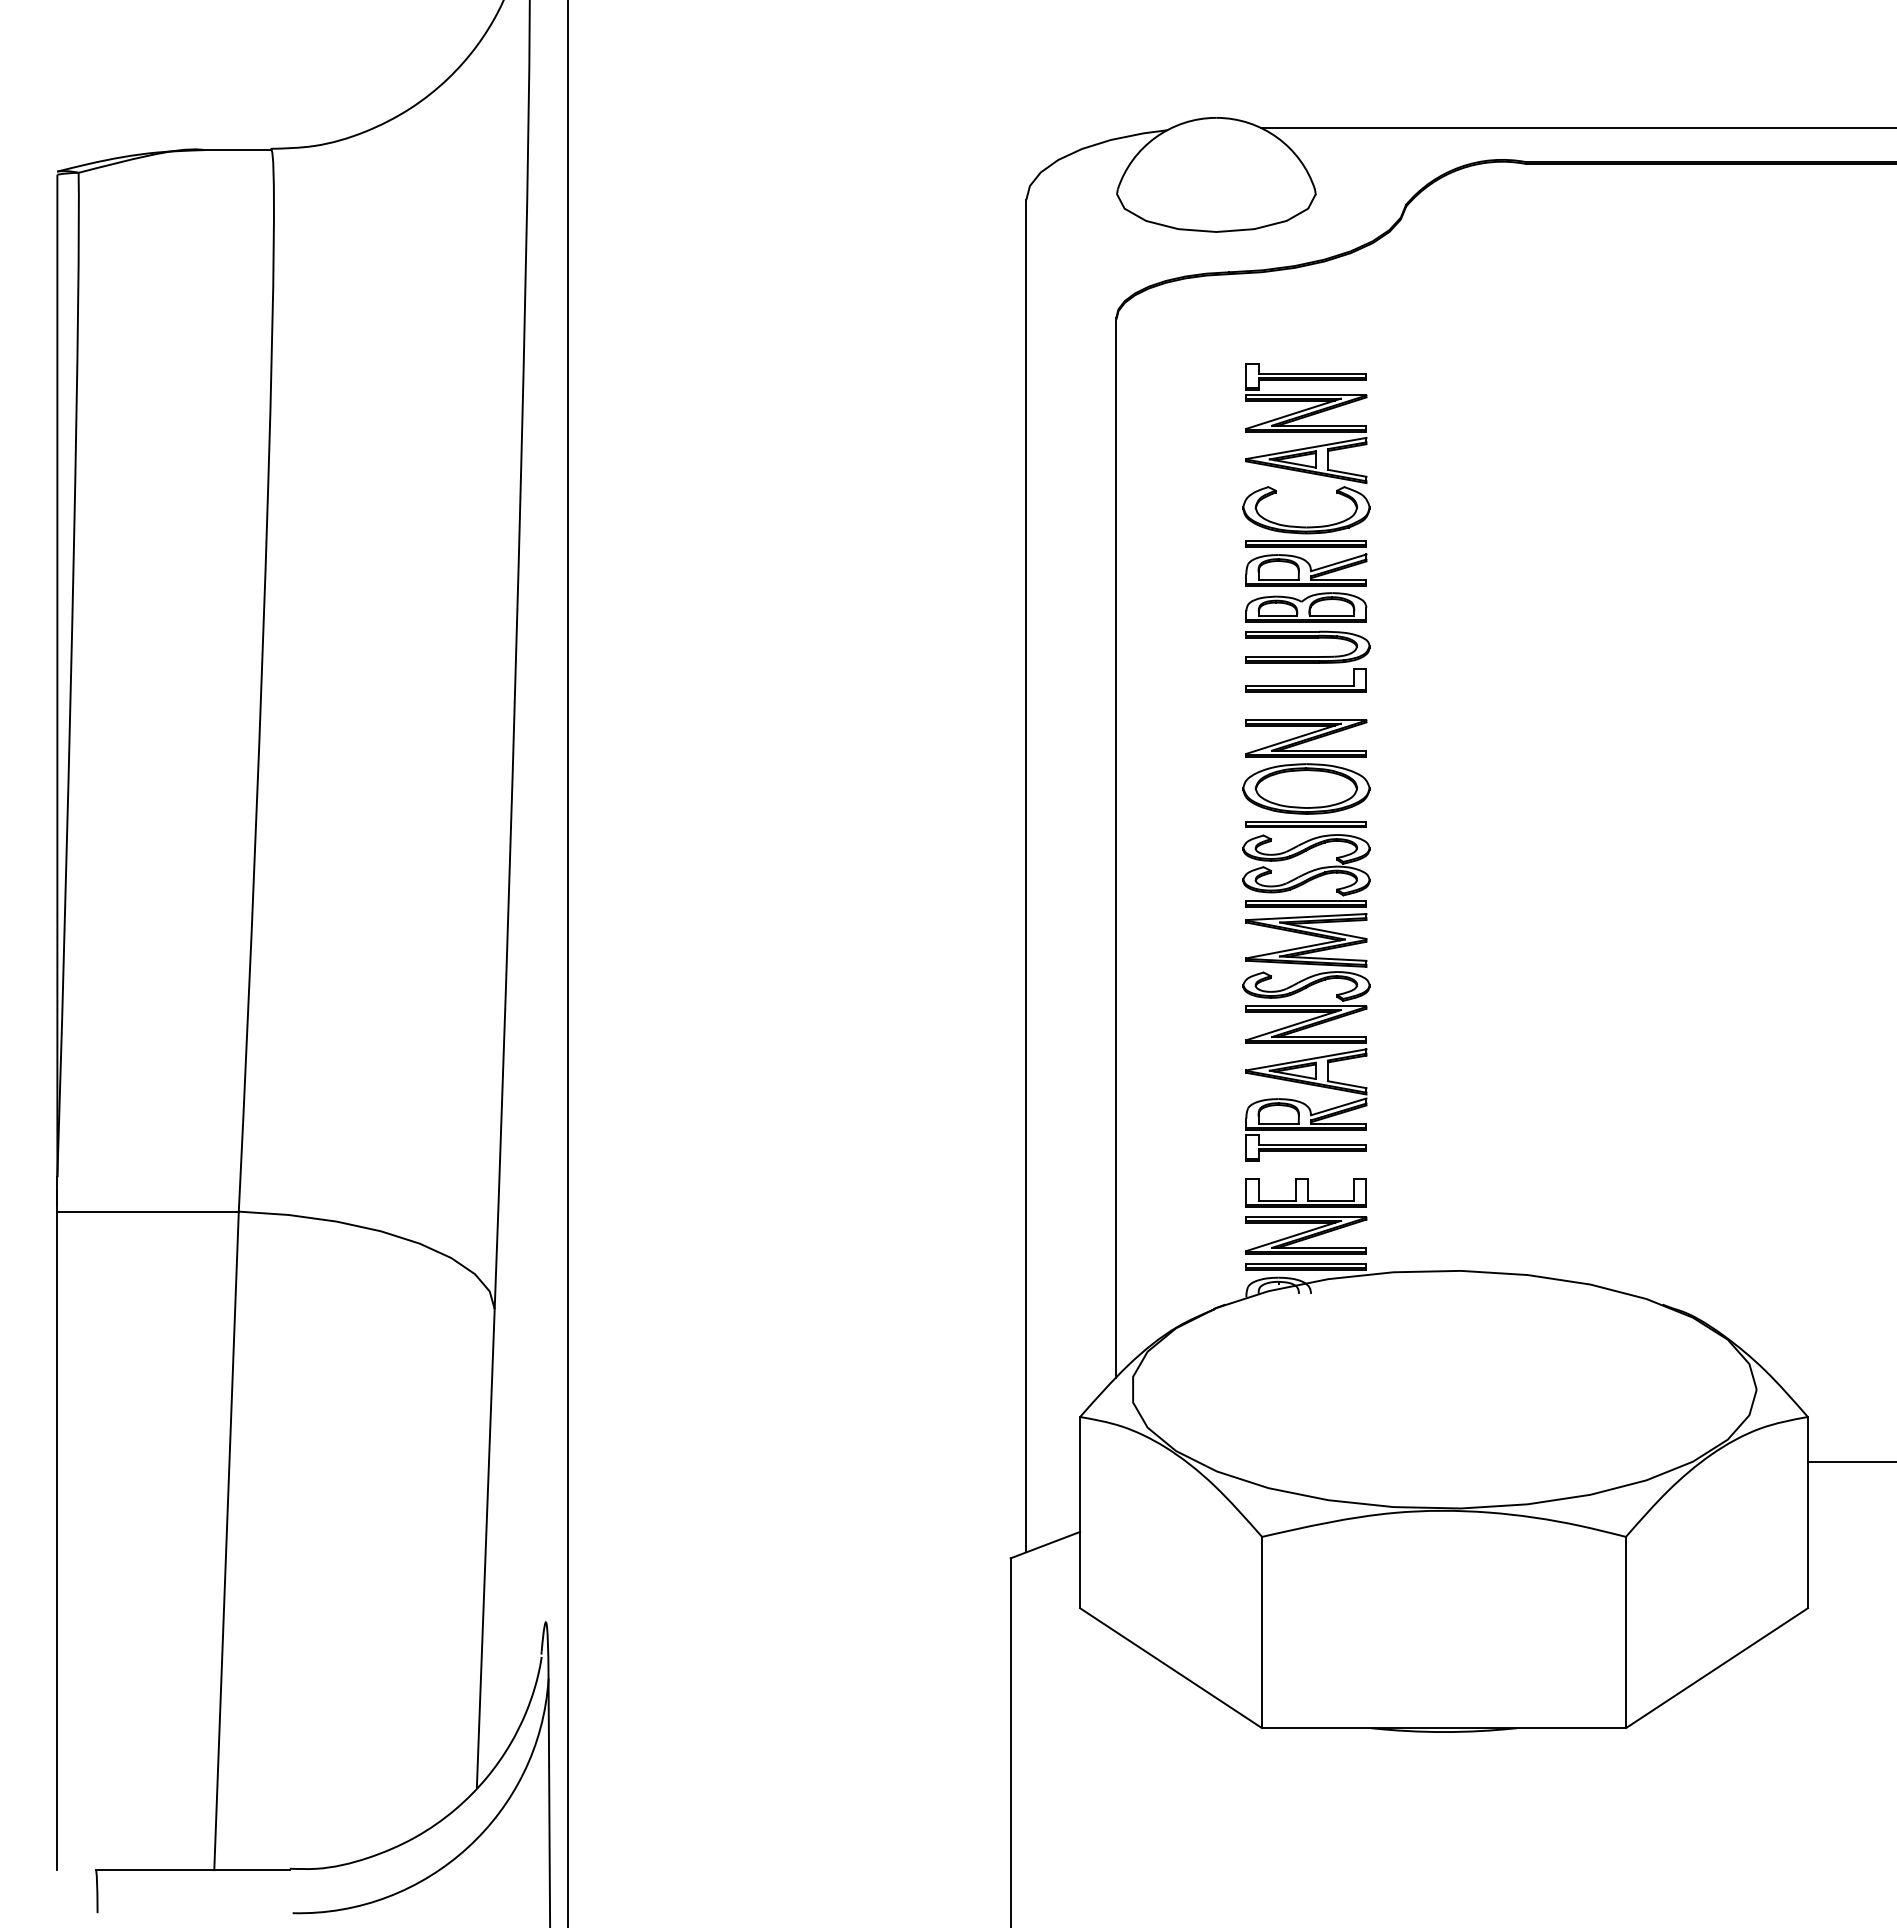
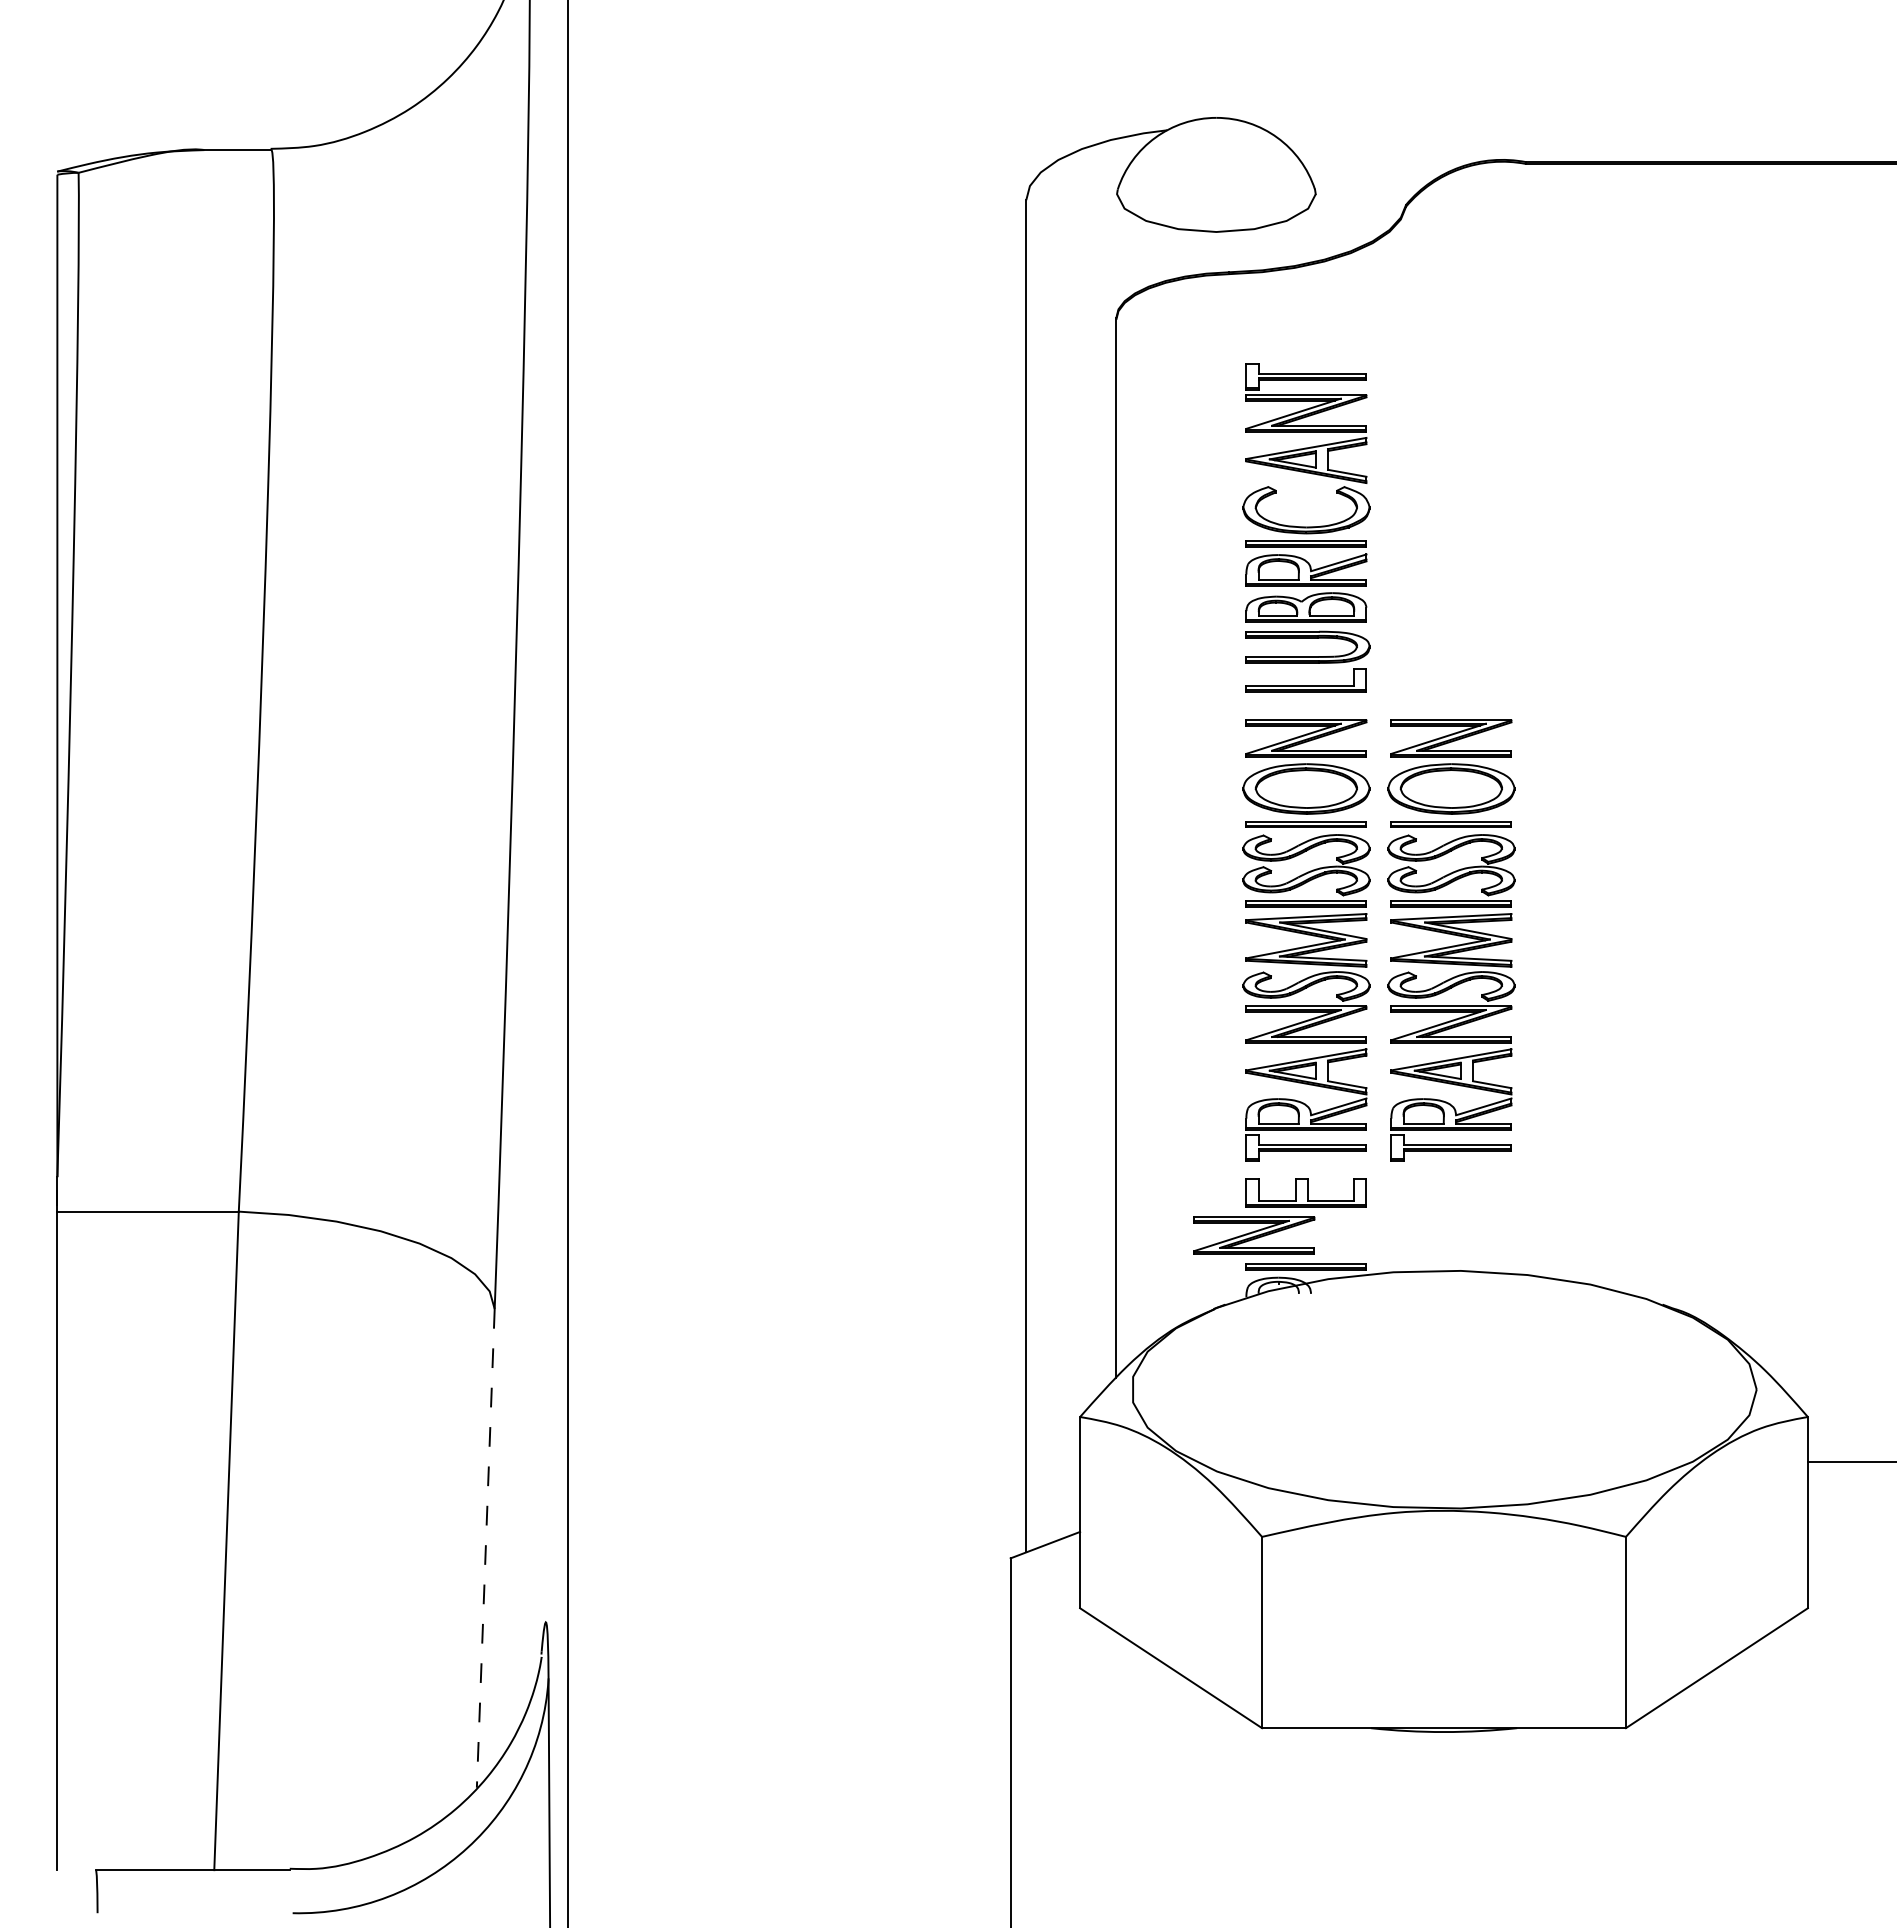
line: present -> none (1576, 127)
part: none -> present (1451, 940)
part position: (1306, 1235) -> (1254, 1235) (1254, 1235)
line: solid -> dashed (485, 1548)
